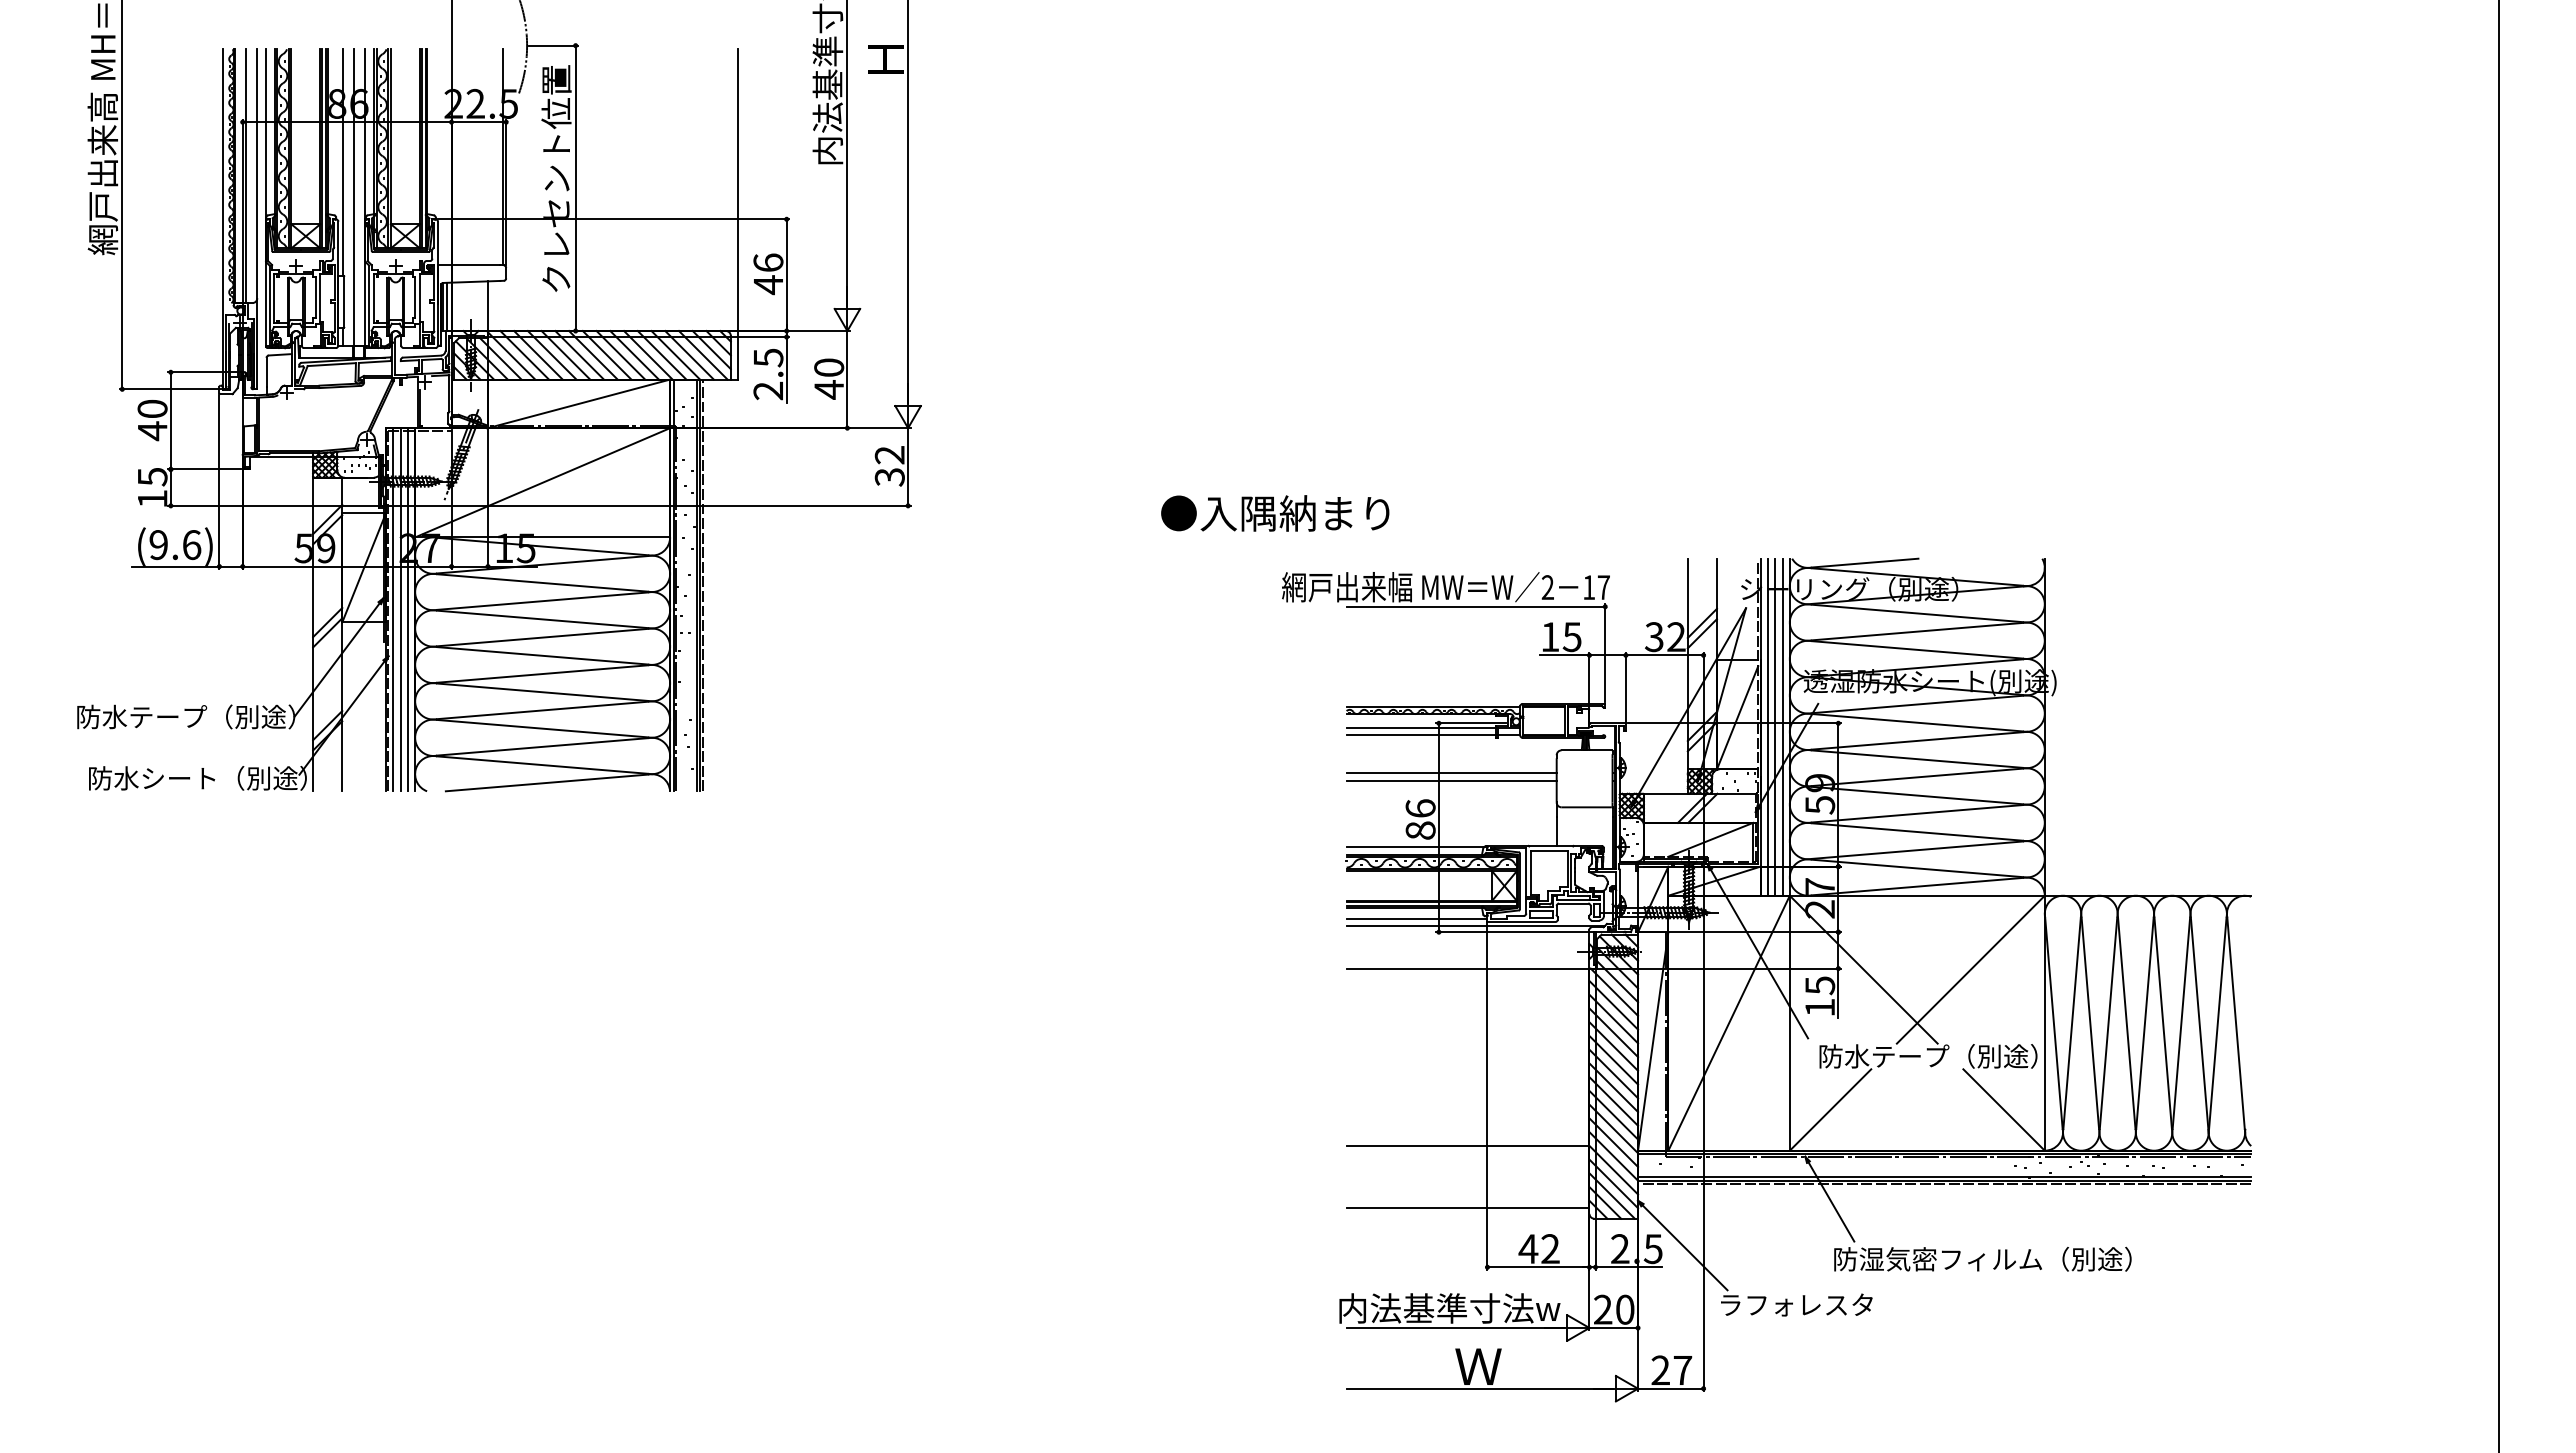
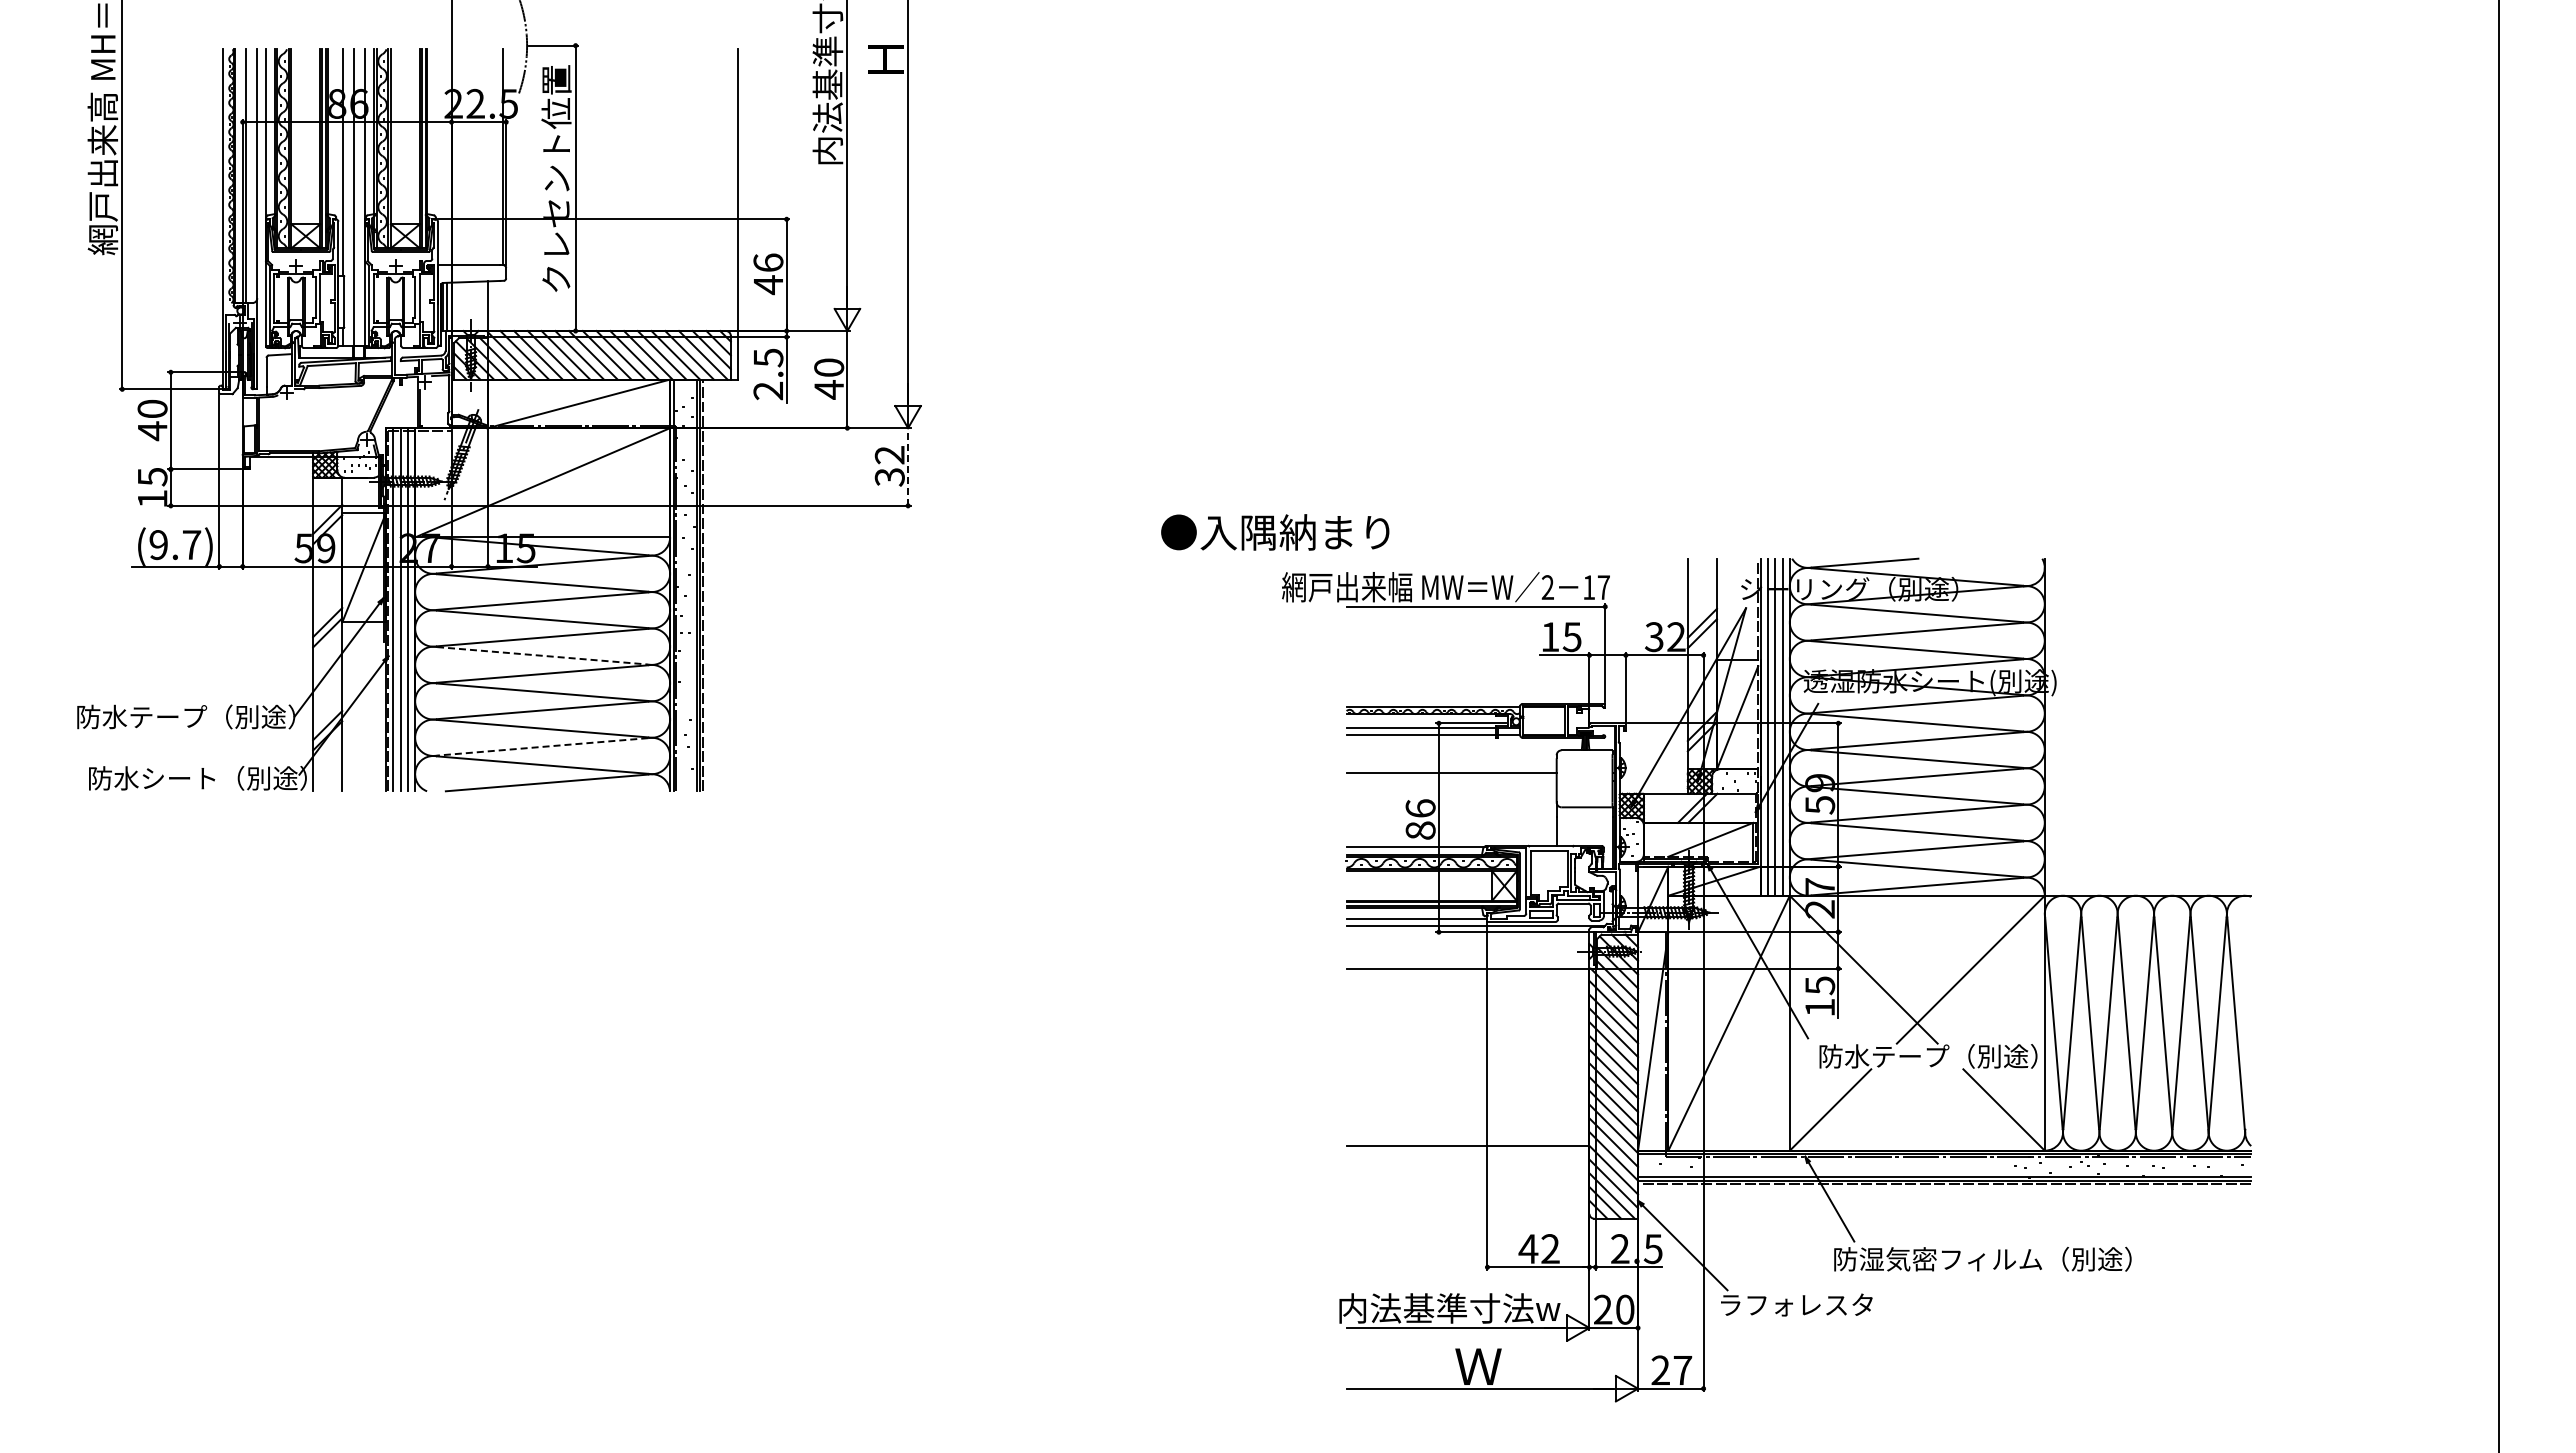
line: solid -> dashed (908, 467)
text position: (1275, 513) -> (1275, 532) (1275, 532)
text: (9.6) -> (9.7) (192, 545)
line: solid -> dashed (542, 655)
line: solid -> dashed (542, 746)
line: present -> none (1451, 780)
line: present -> none (1467, 1207)
